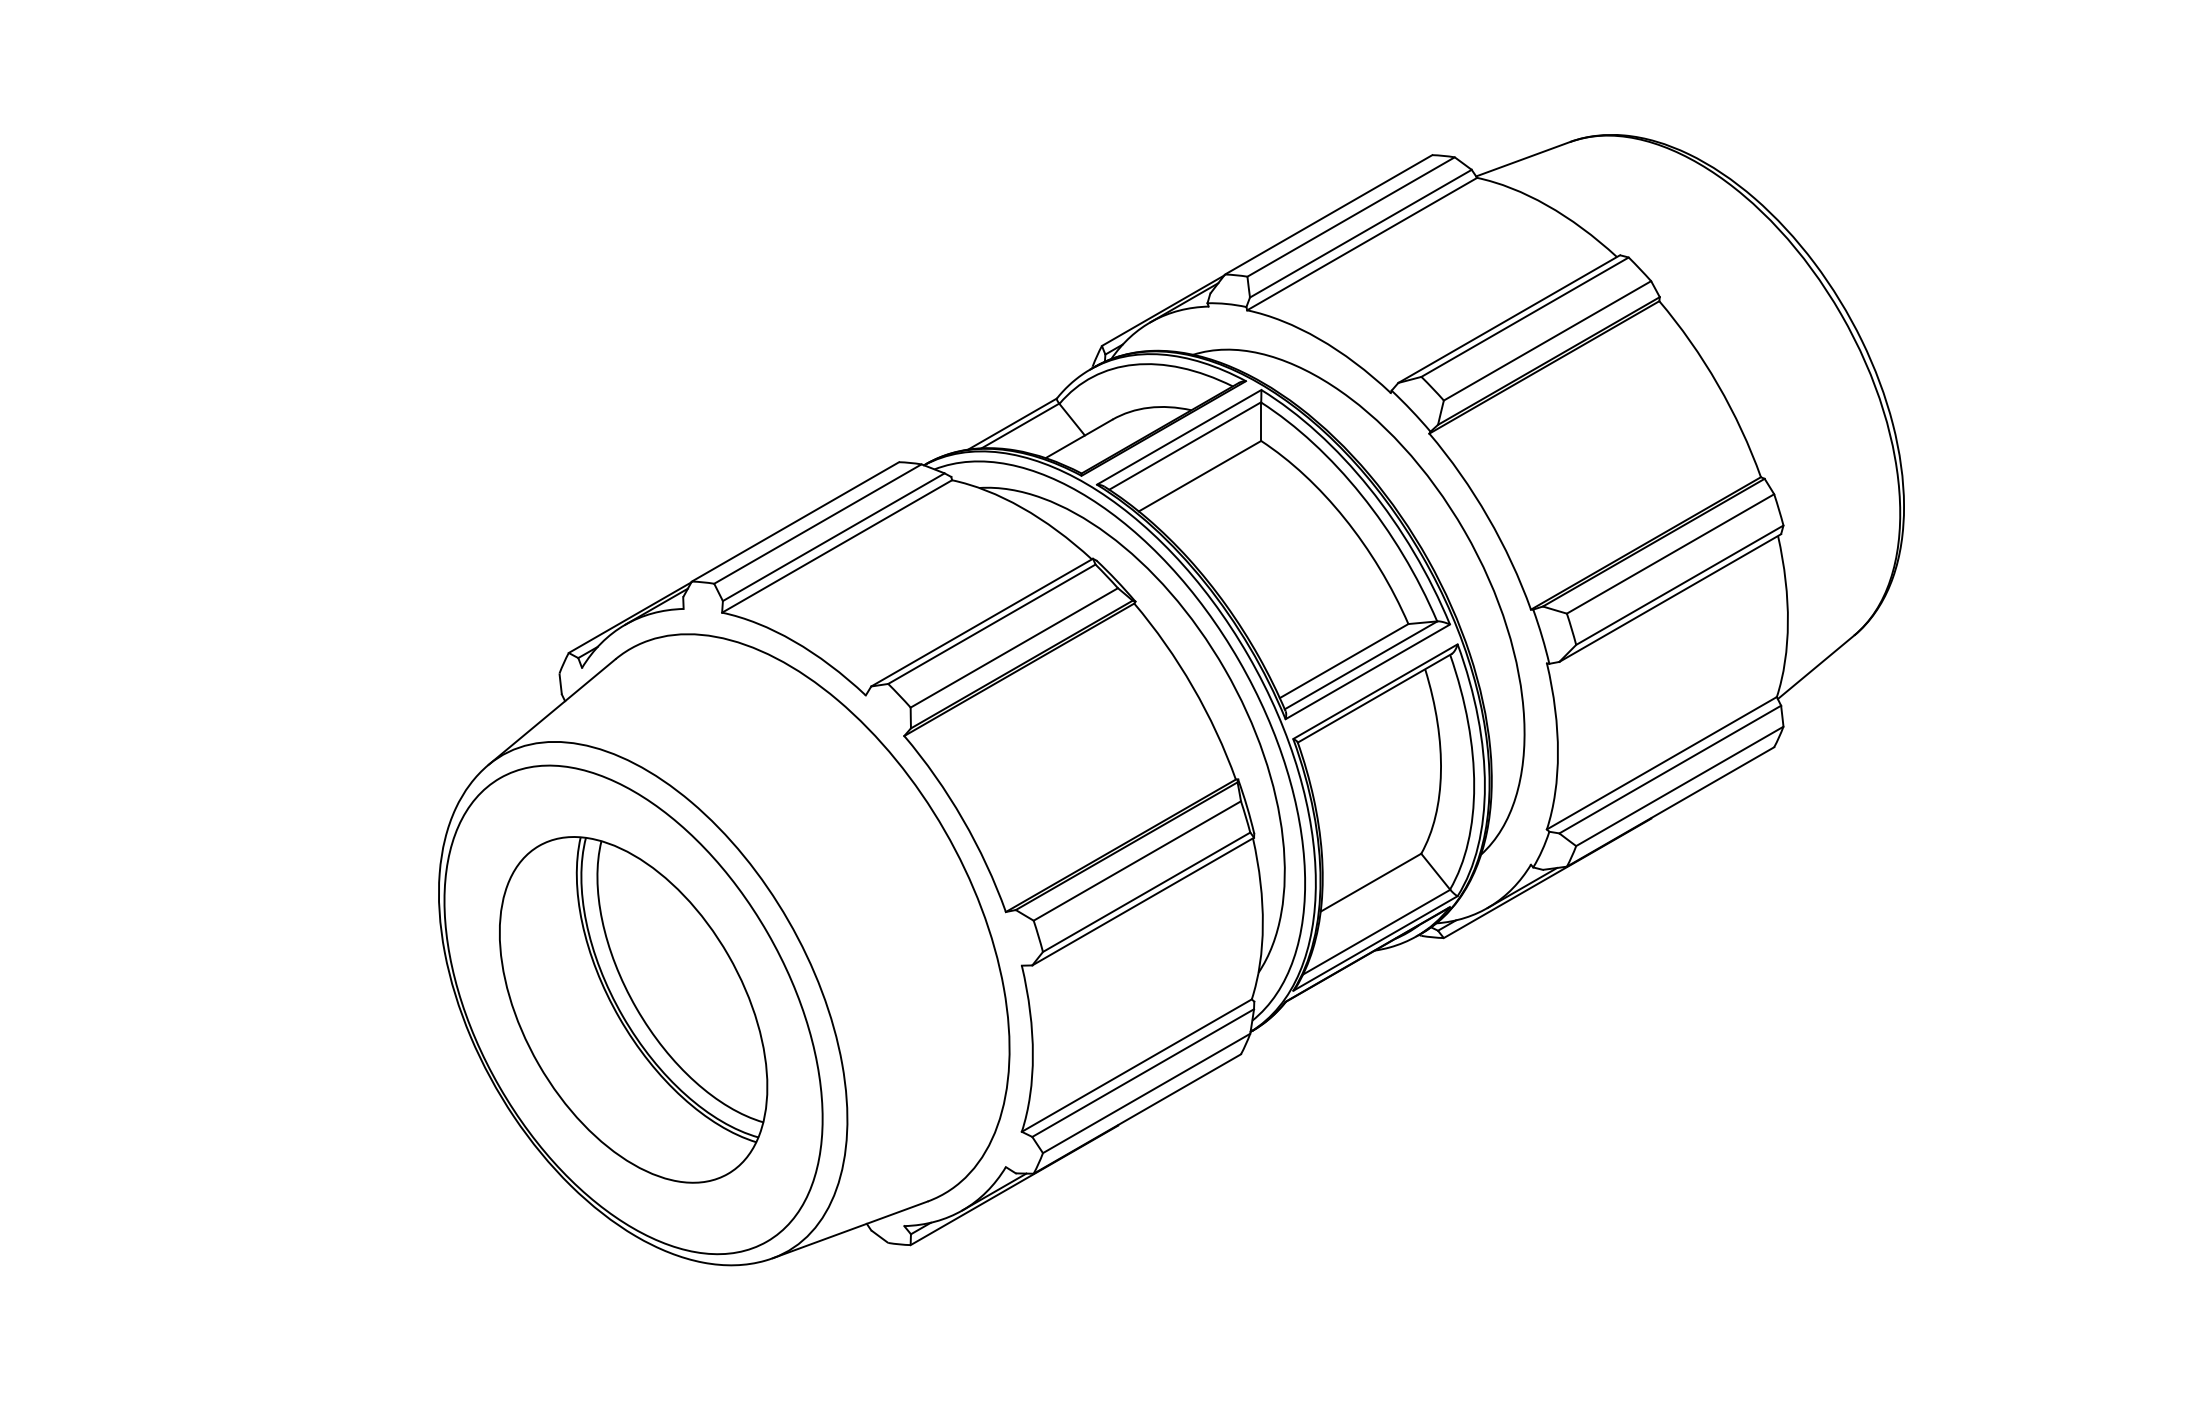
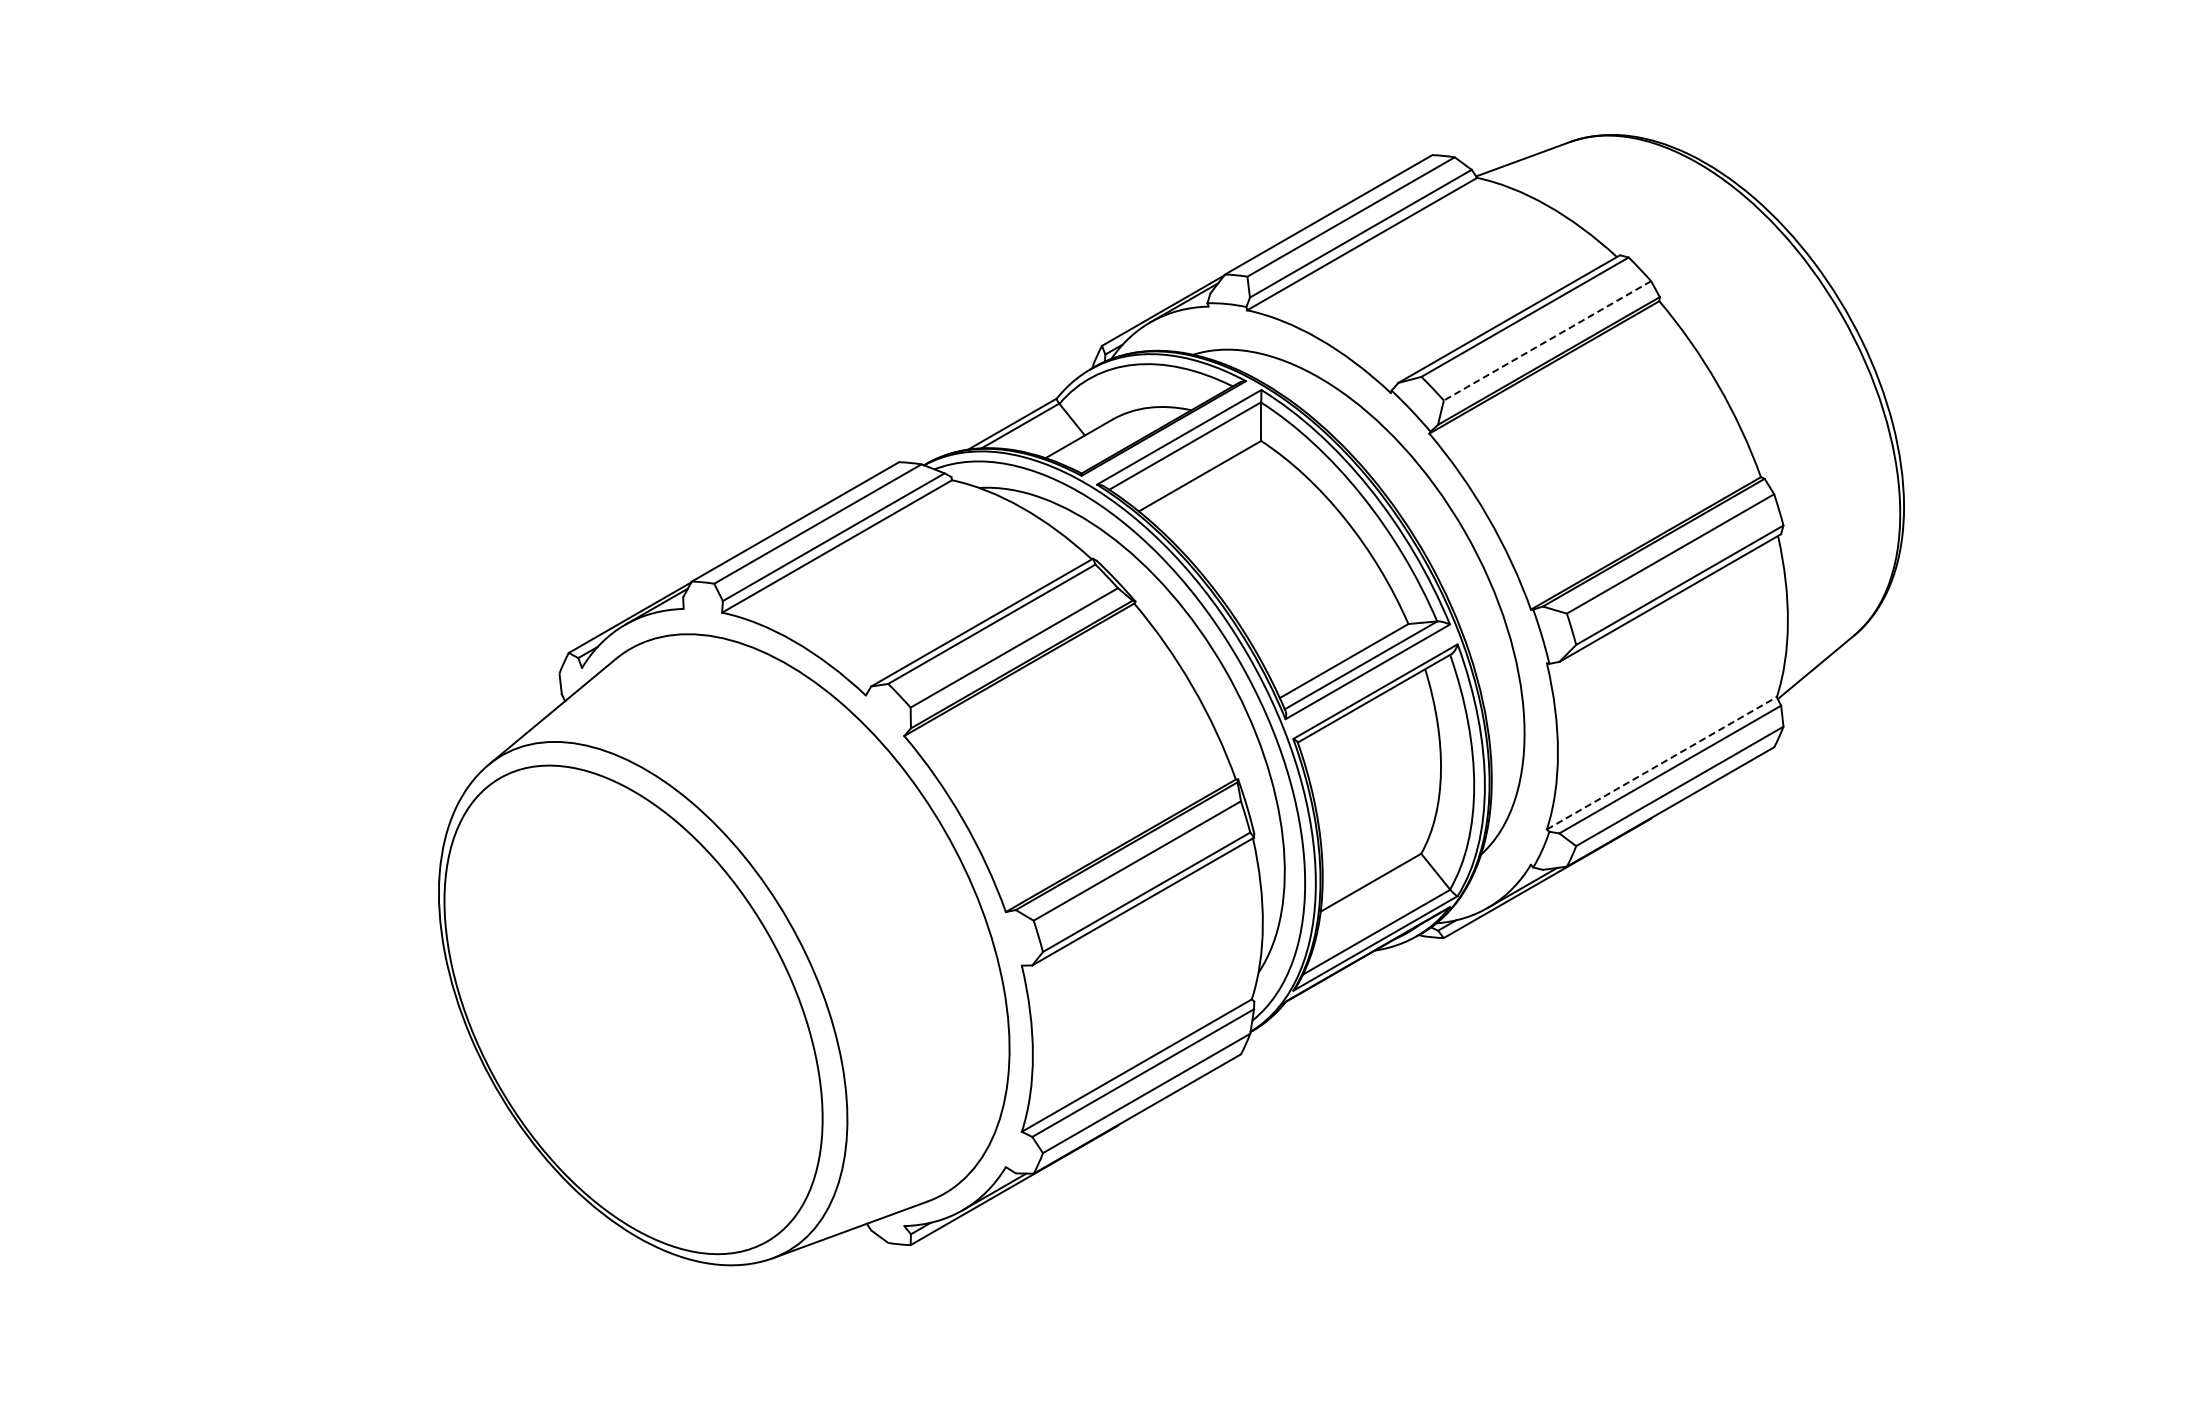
line: solid -> dashed (1547, 340)
line: solid -> dashed (1661, 763)
part: present -> none (633, 1009)
